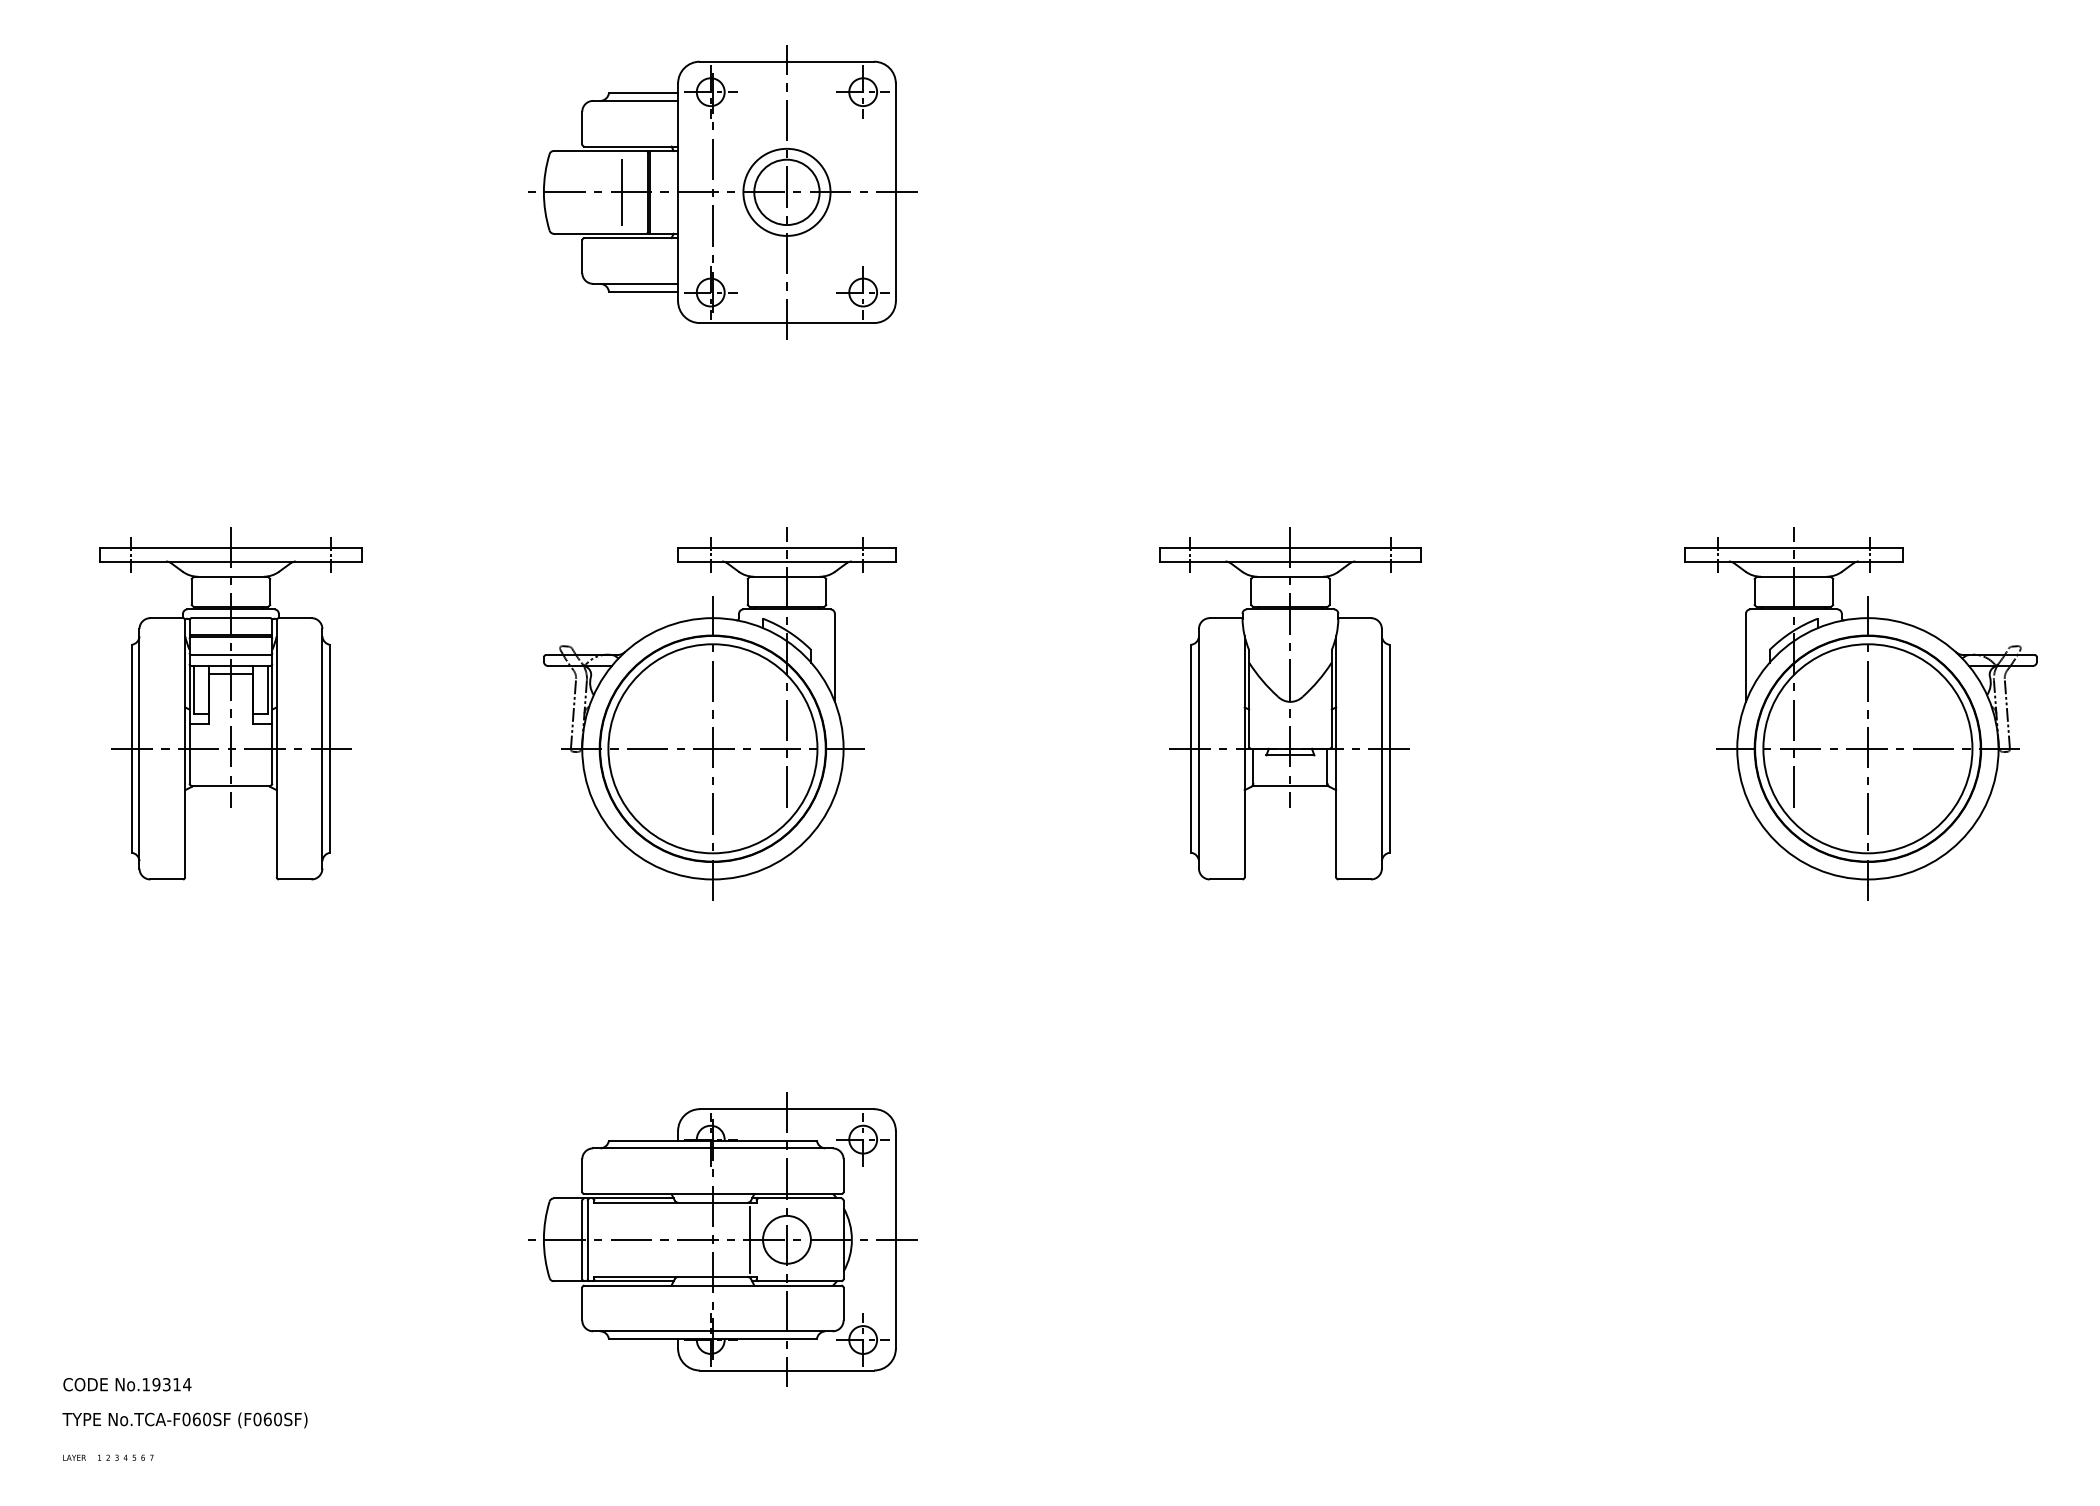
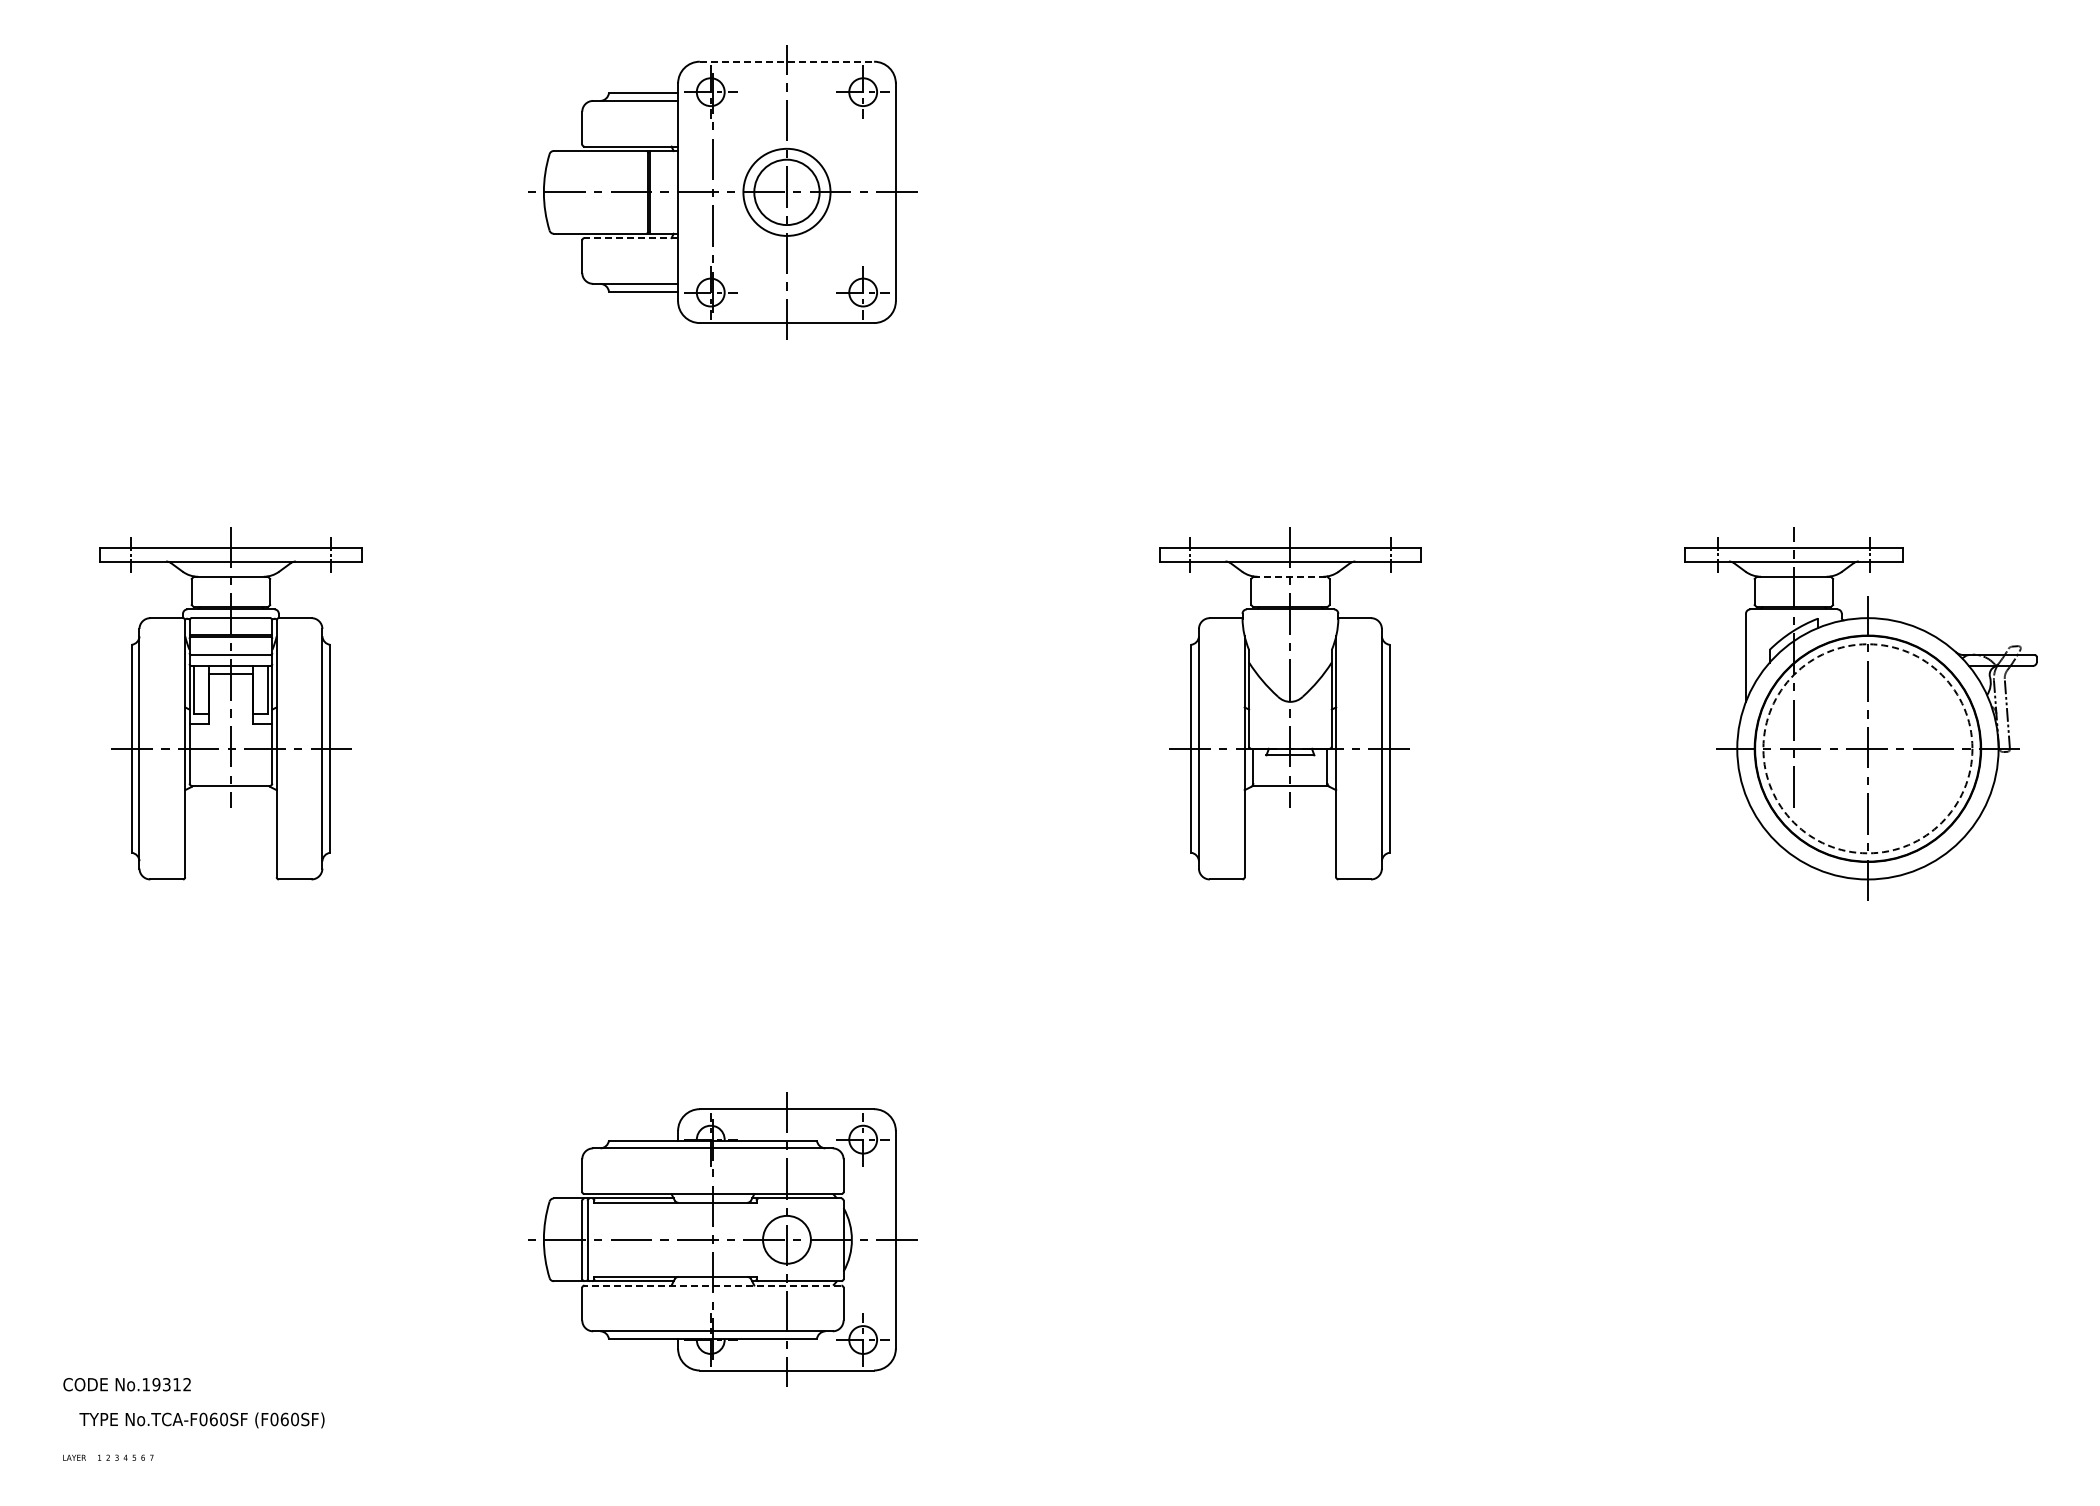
line: solid -> dashed (787, 61)
line: present -> none (621, 192)
line: solid -> dashed (631, 238)
line: solid -> dashed (1290, 576)
part: present -> none (719, 713)
circle: solid -> dashed (1867, 748)
line: present -> none (749, 1239)
line: solid -> dashed (712, 1285)
text: No.19314 -> No.19312 (187, 1384)
text position: (184, 1420) -> (201, 1420) (201, 1420)
